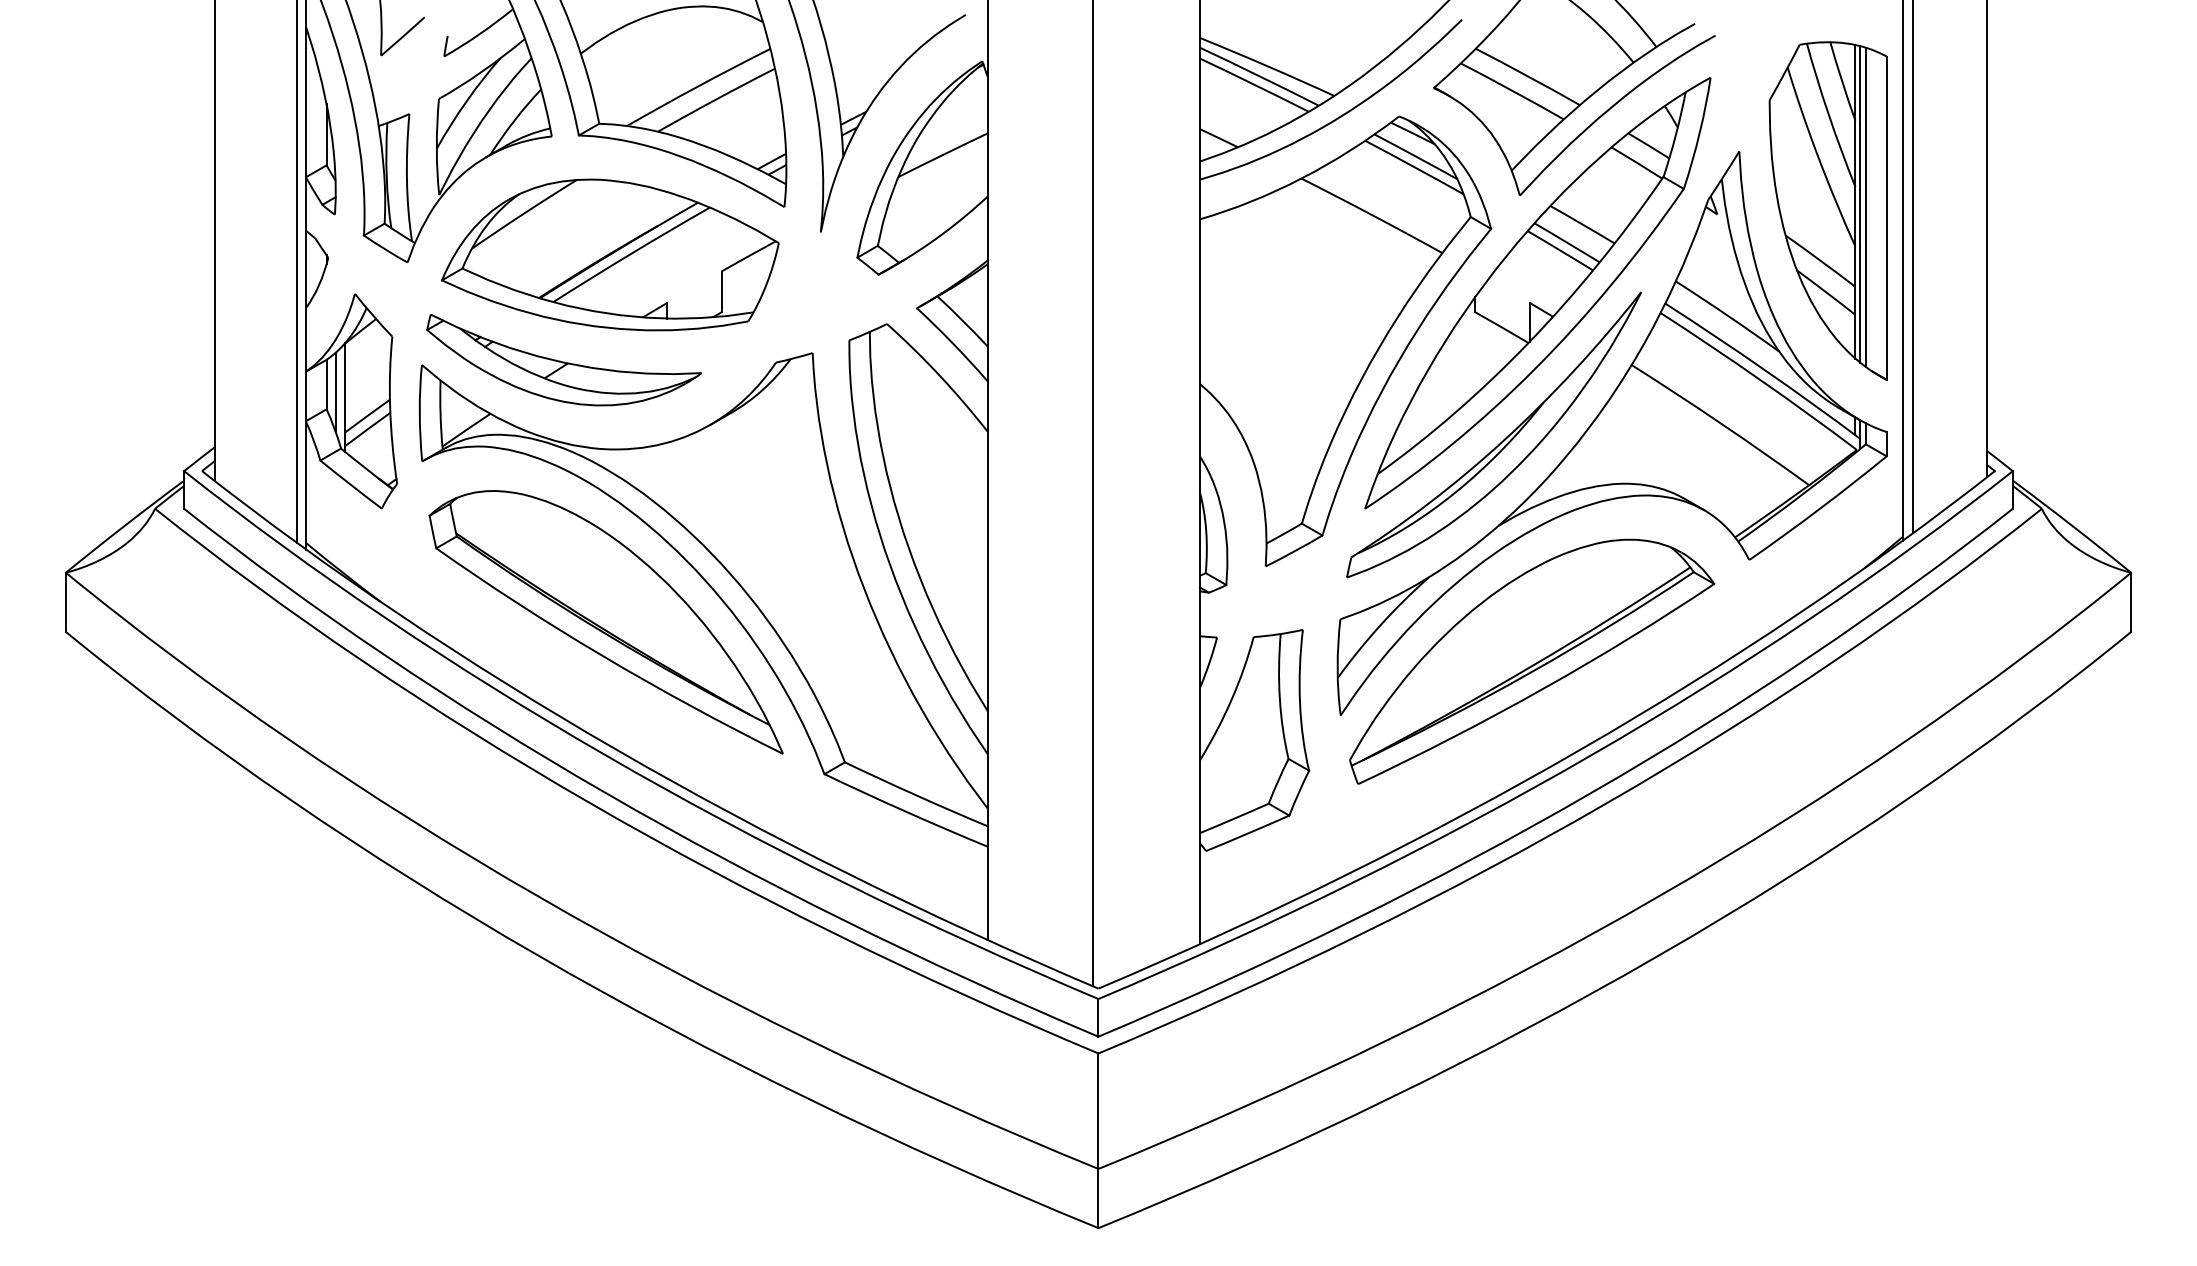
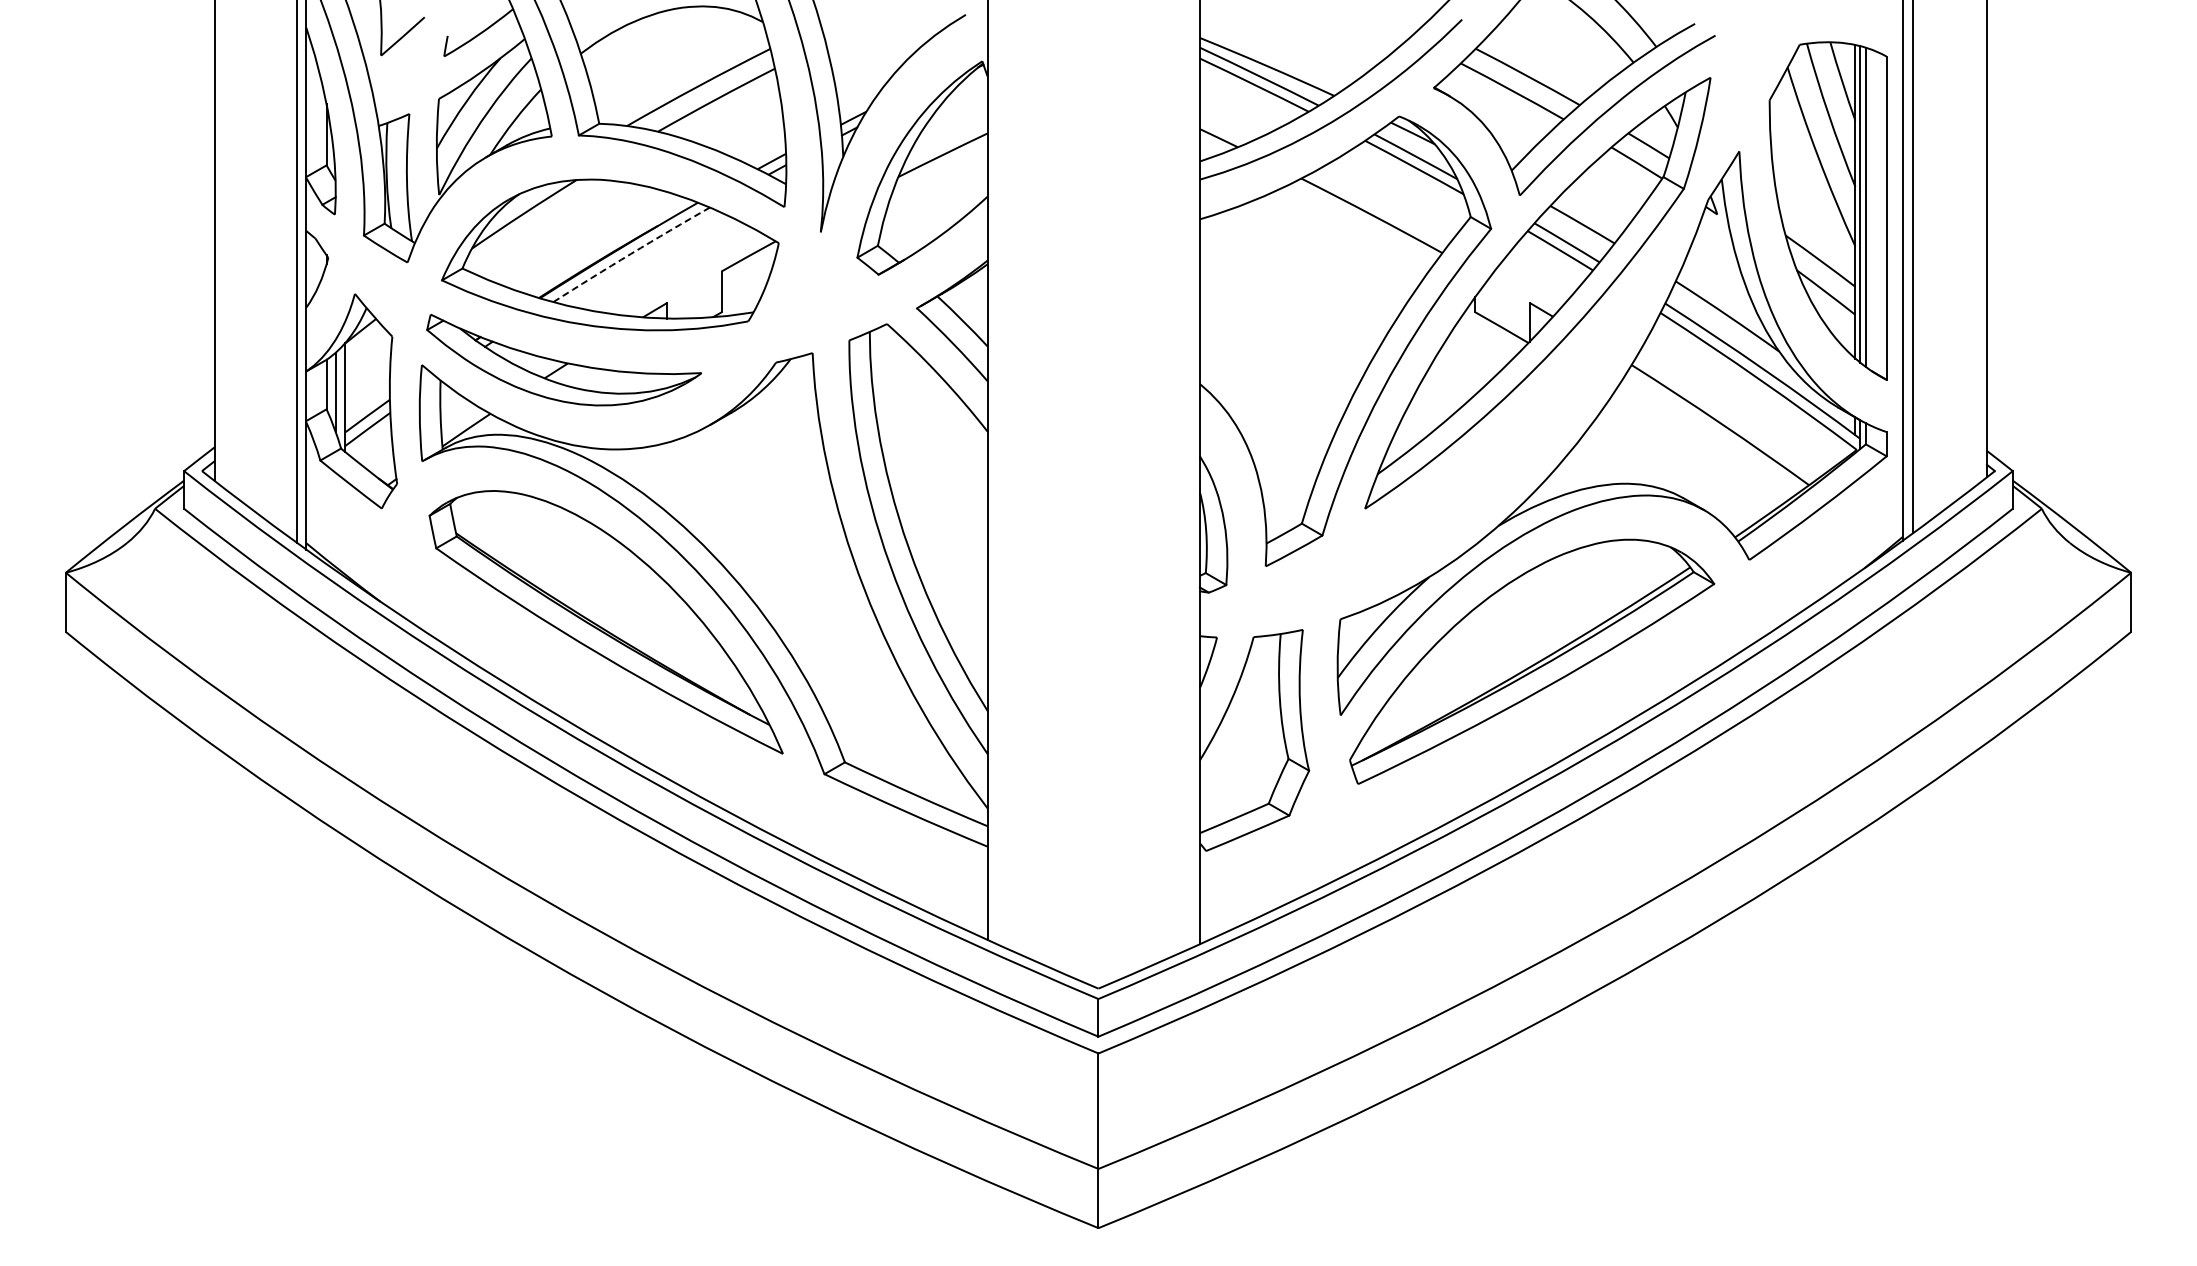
arc: solid -> dashed (631, 253)
part: present -> none (1501, 441)
line: present -> none (1092, 494)
